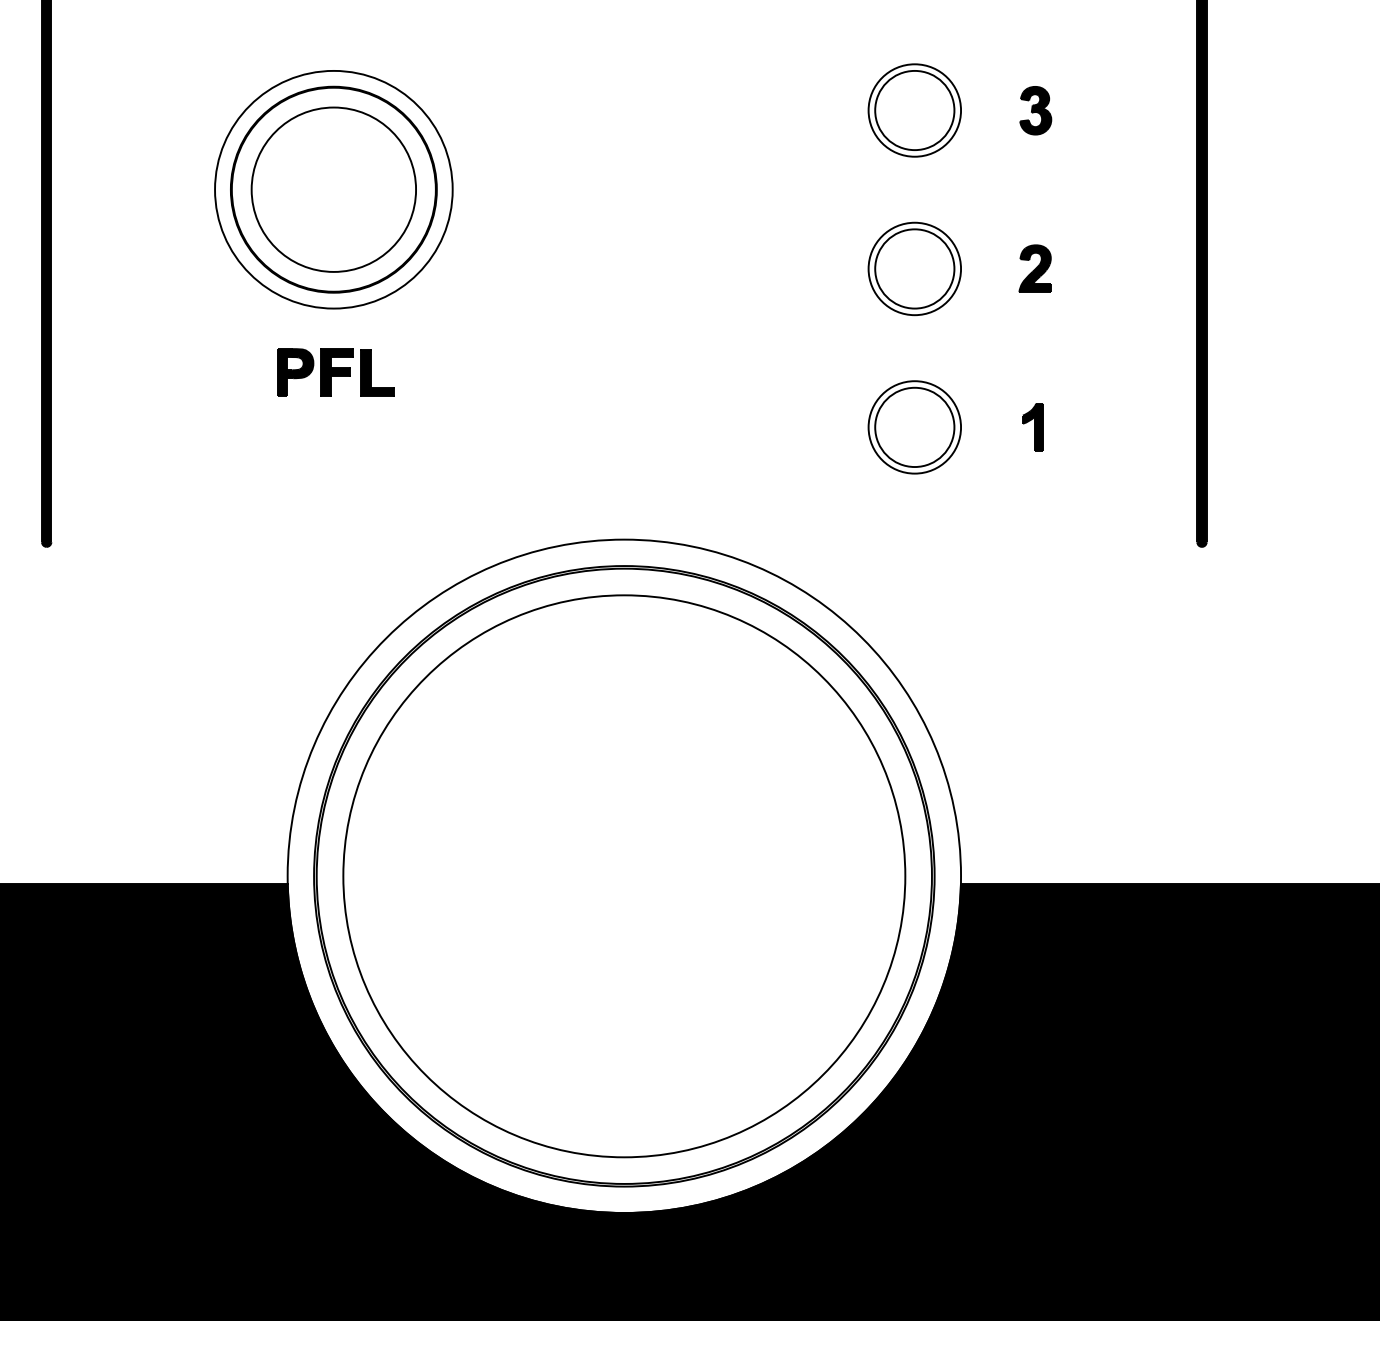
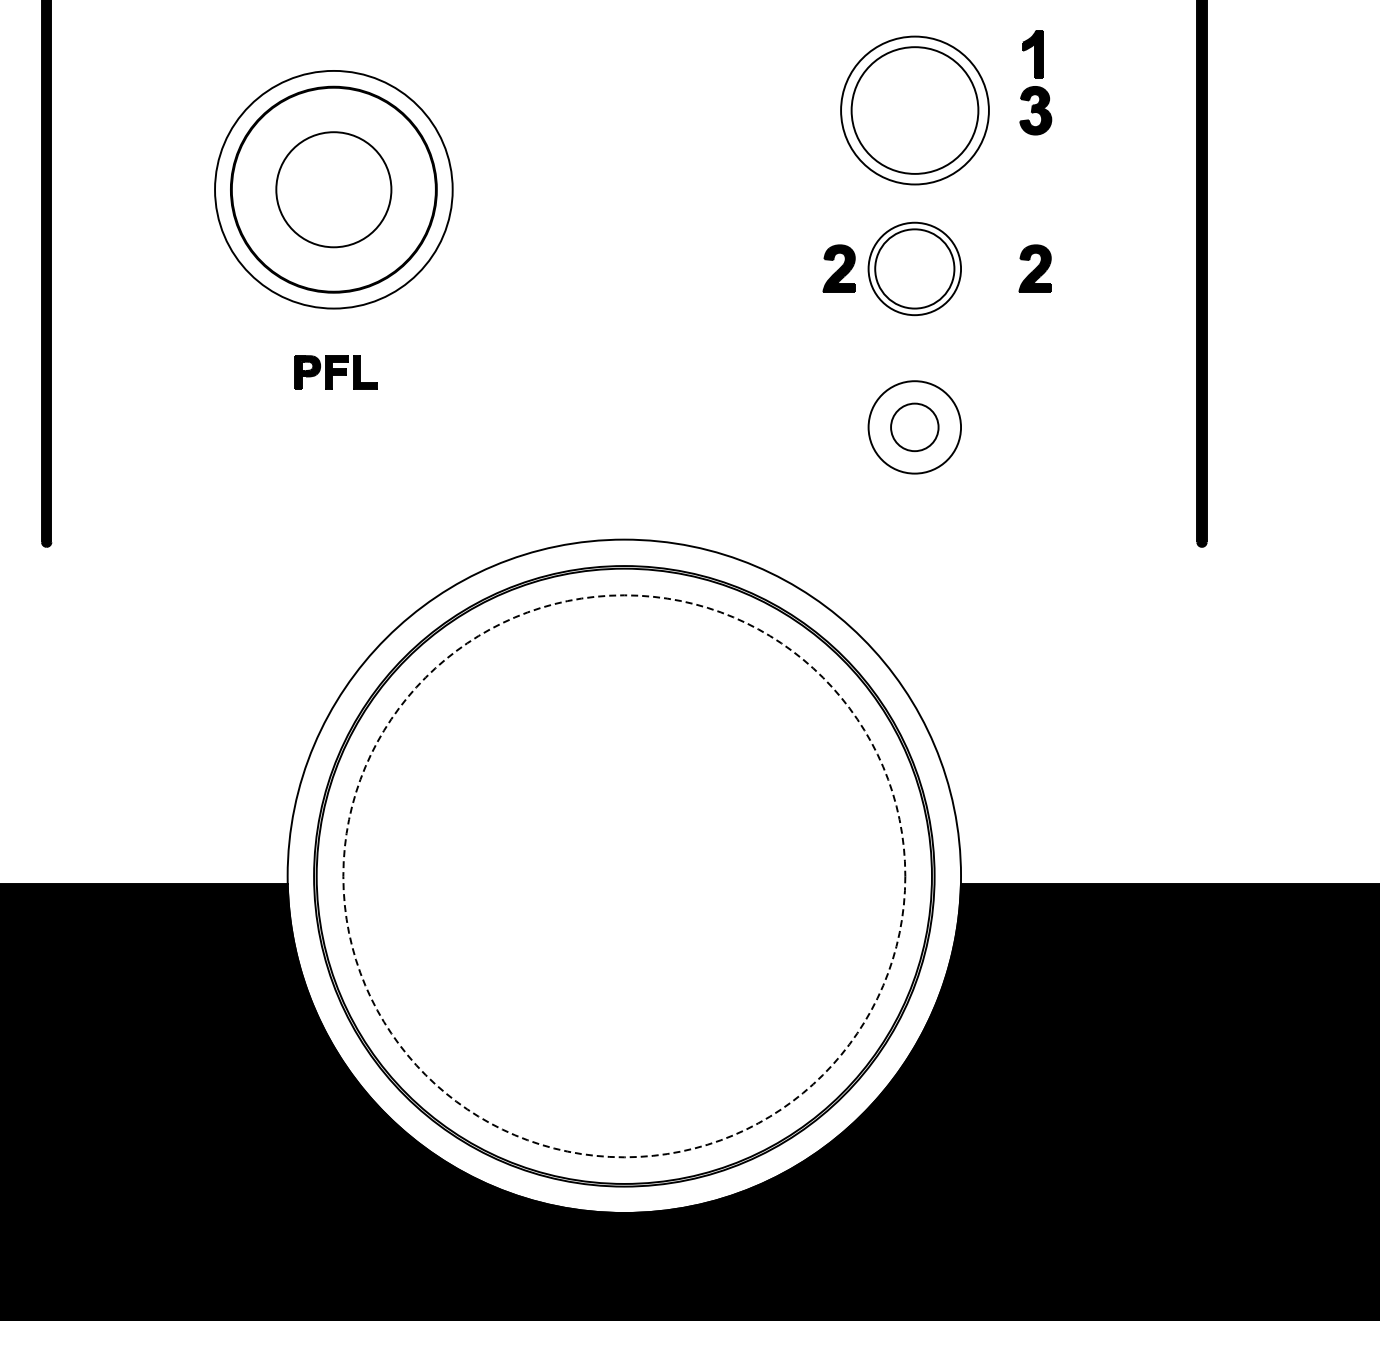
part size: 95x95 px -> 150x151 px (914, 110)
circle diameter: 164 px -> 115 px (333, 189)
part: none -> present (838, 268)
part size: 118x49 px -> 84x35 px (335, 372)
circle diameter: 79 px -> 48 px (914, 427)
part position: (1032, 427) -> (1032, 54) (1032, 54)
circle: solid -> dashed (624, 876)
